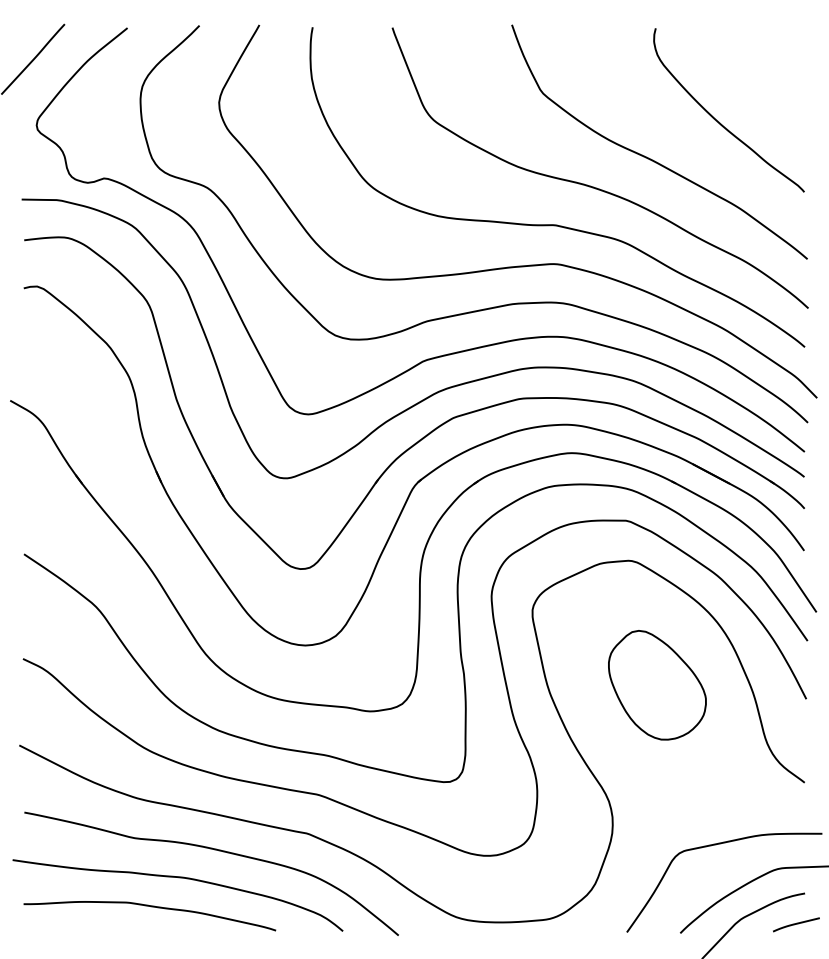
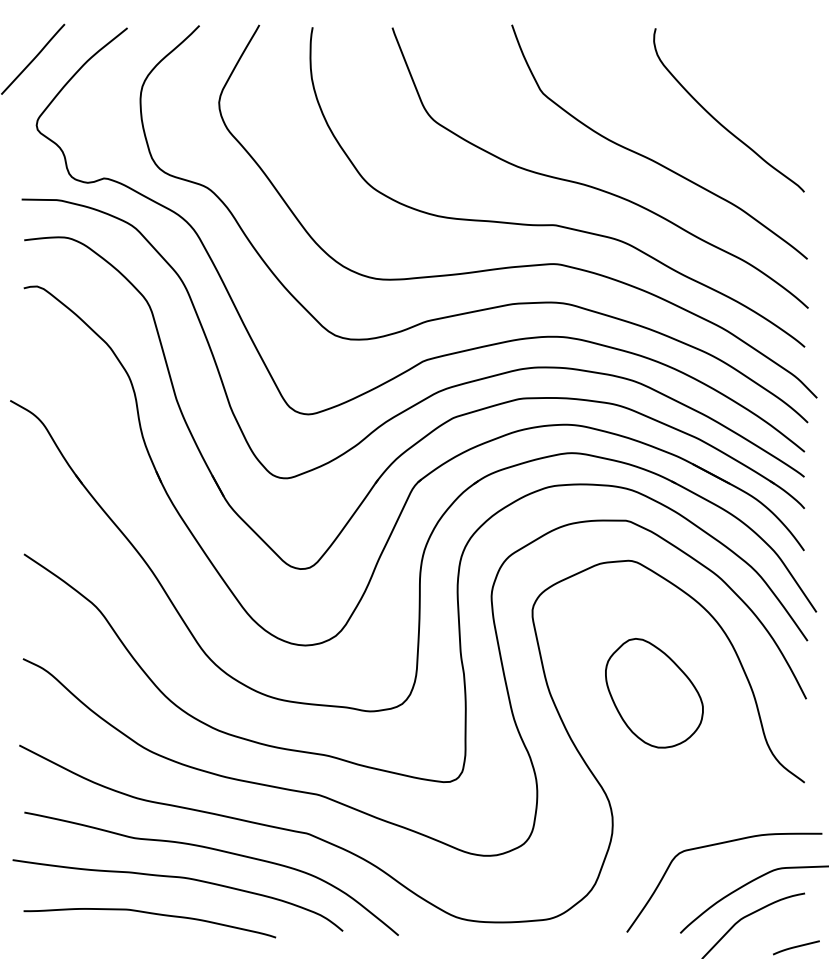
part position: (657, 685) -> (654, 693) (654, 693)
curve position: (151, 907) -> (151, 914) (151, 914)
curve position: (796, 924) -> (796, 947) (796, 947)
